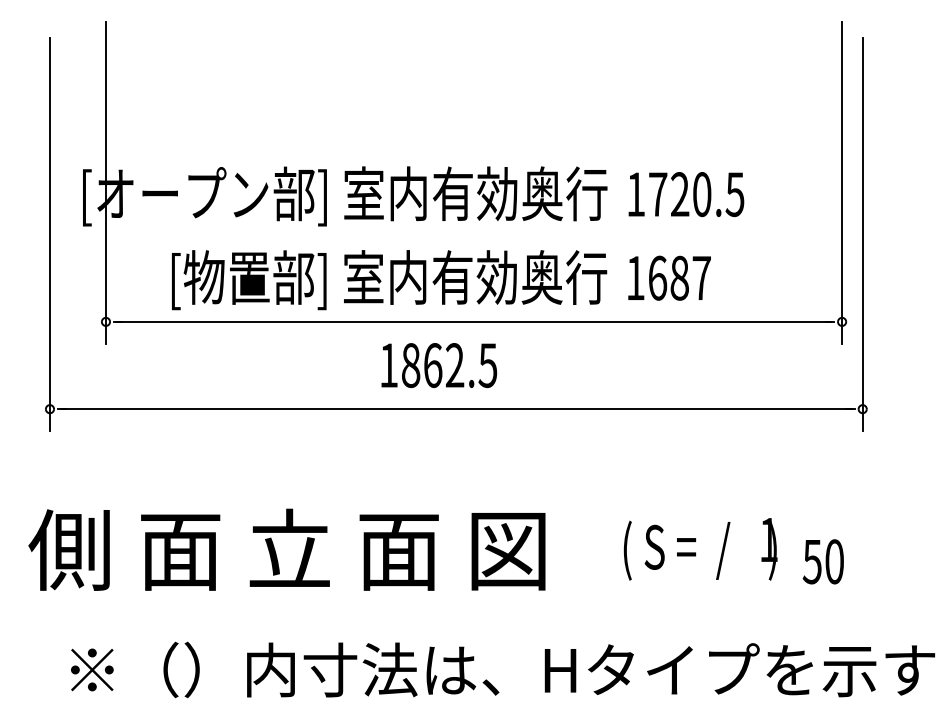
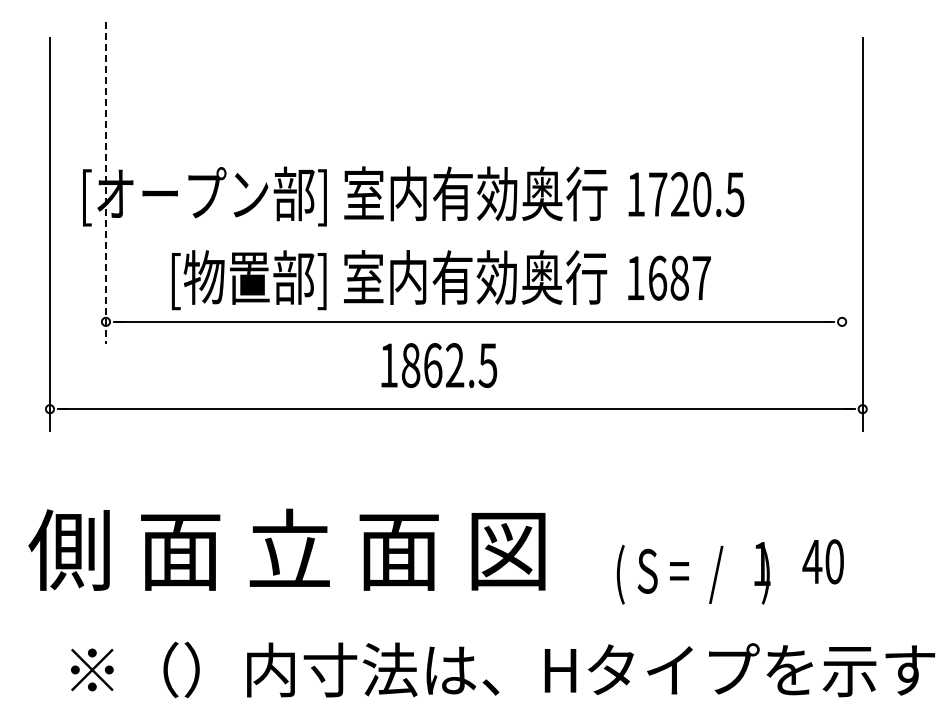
line: present -> none (842, 182)
line: solid -> dashed (105, 183)
text position: (700, 549) -> (693, 573) (693, 573)
text: 50 -> 40 (812, 562)
